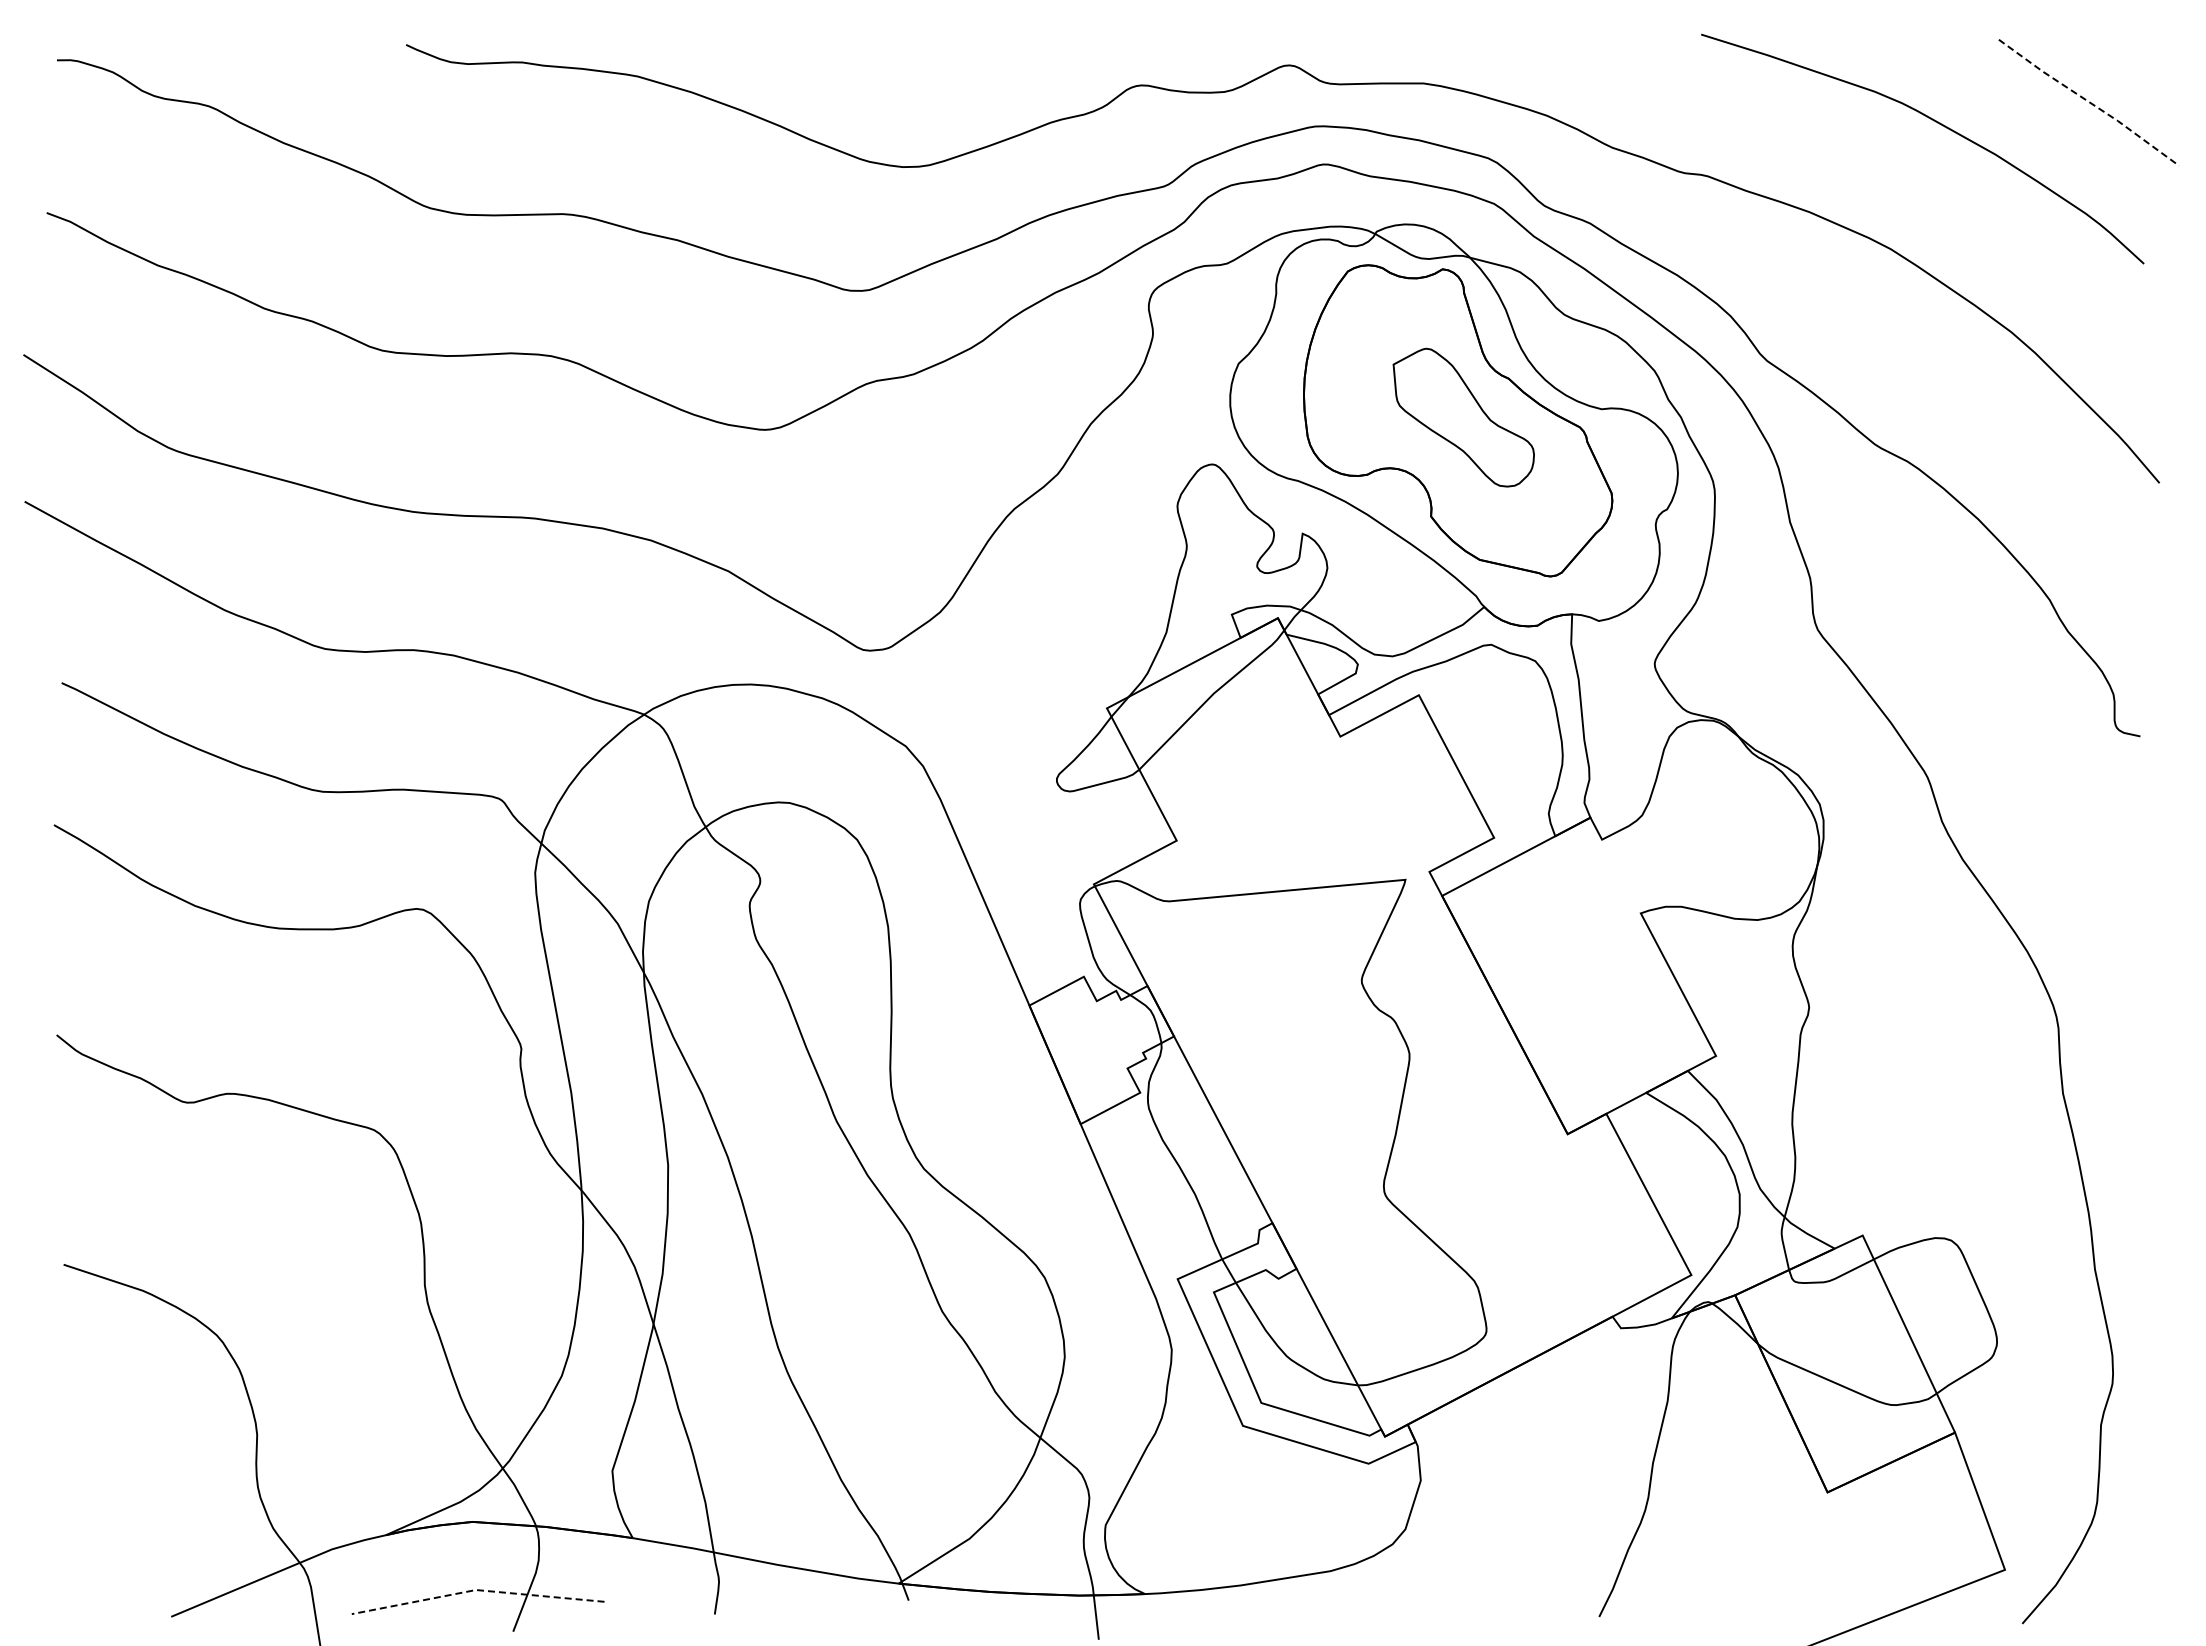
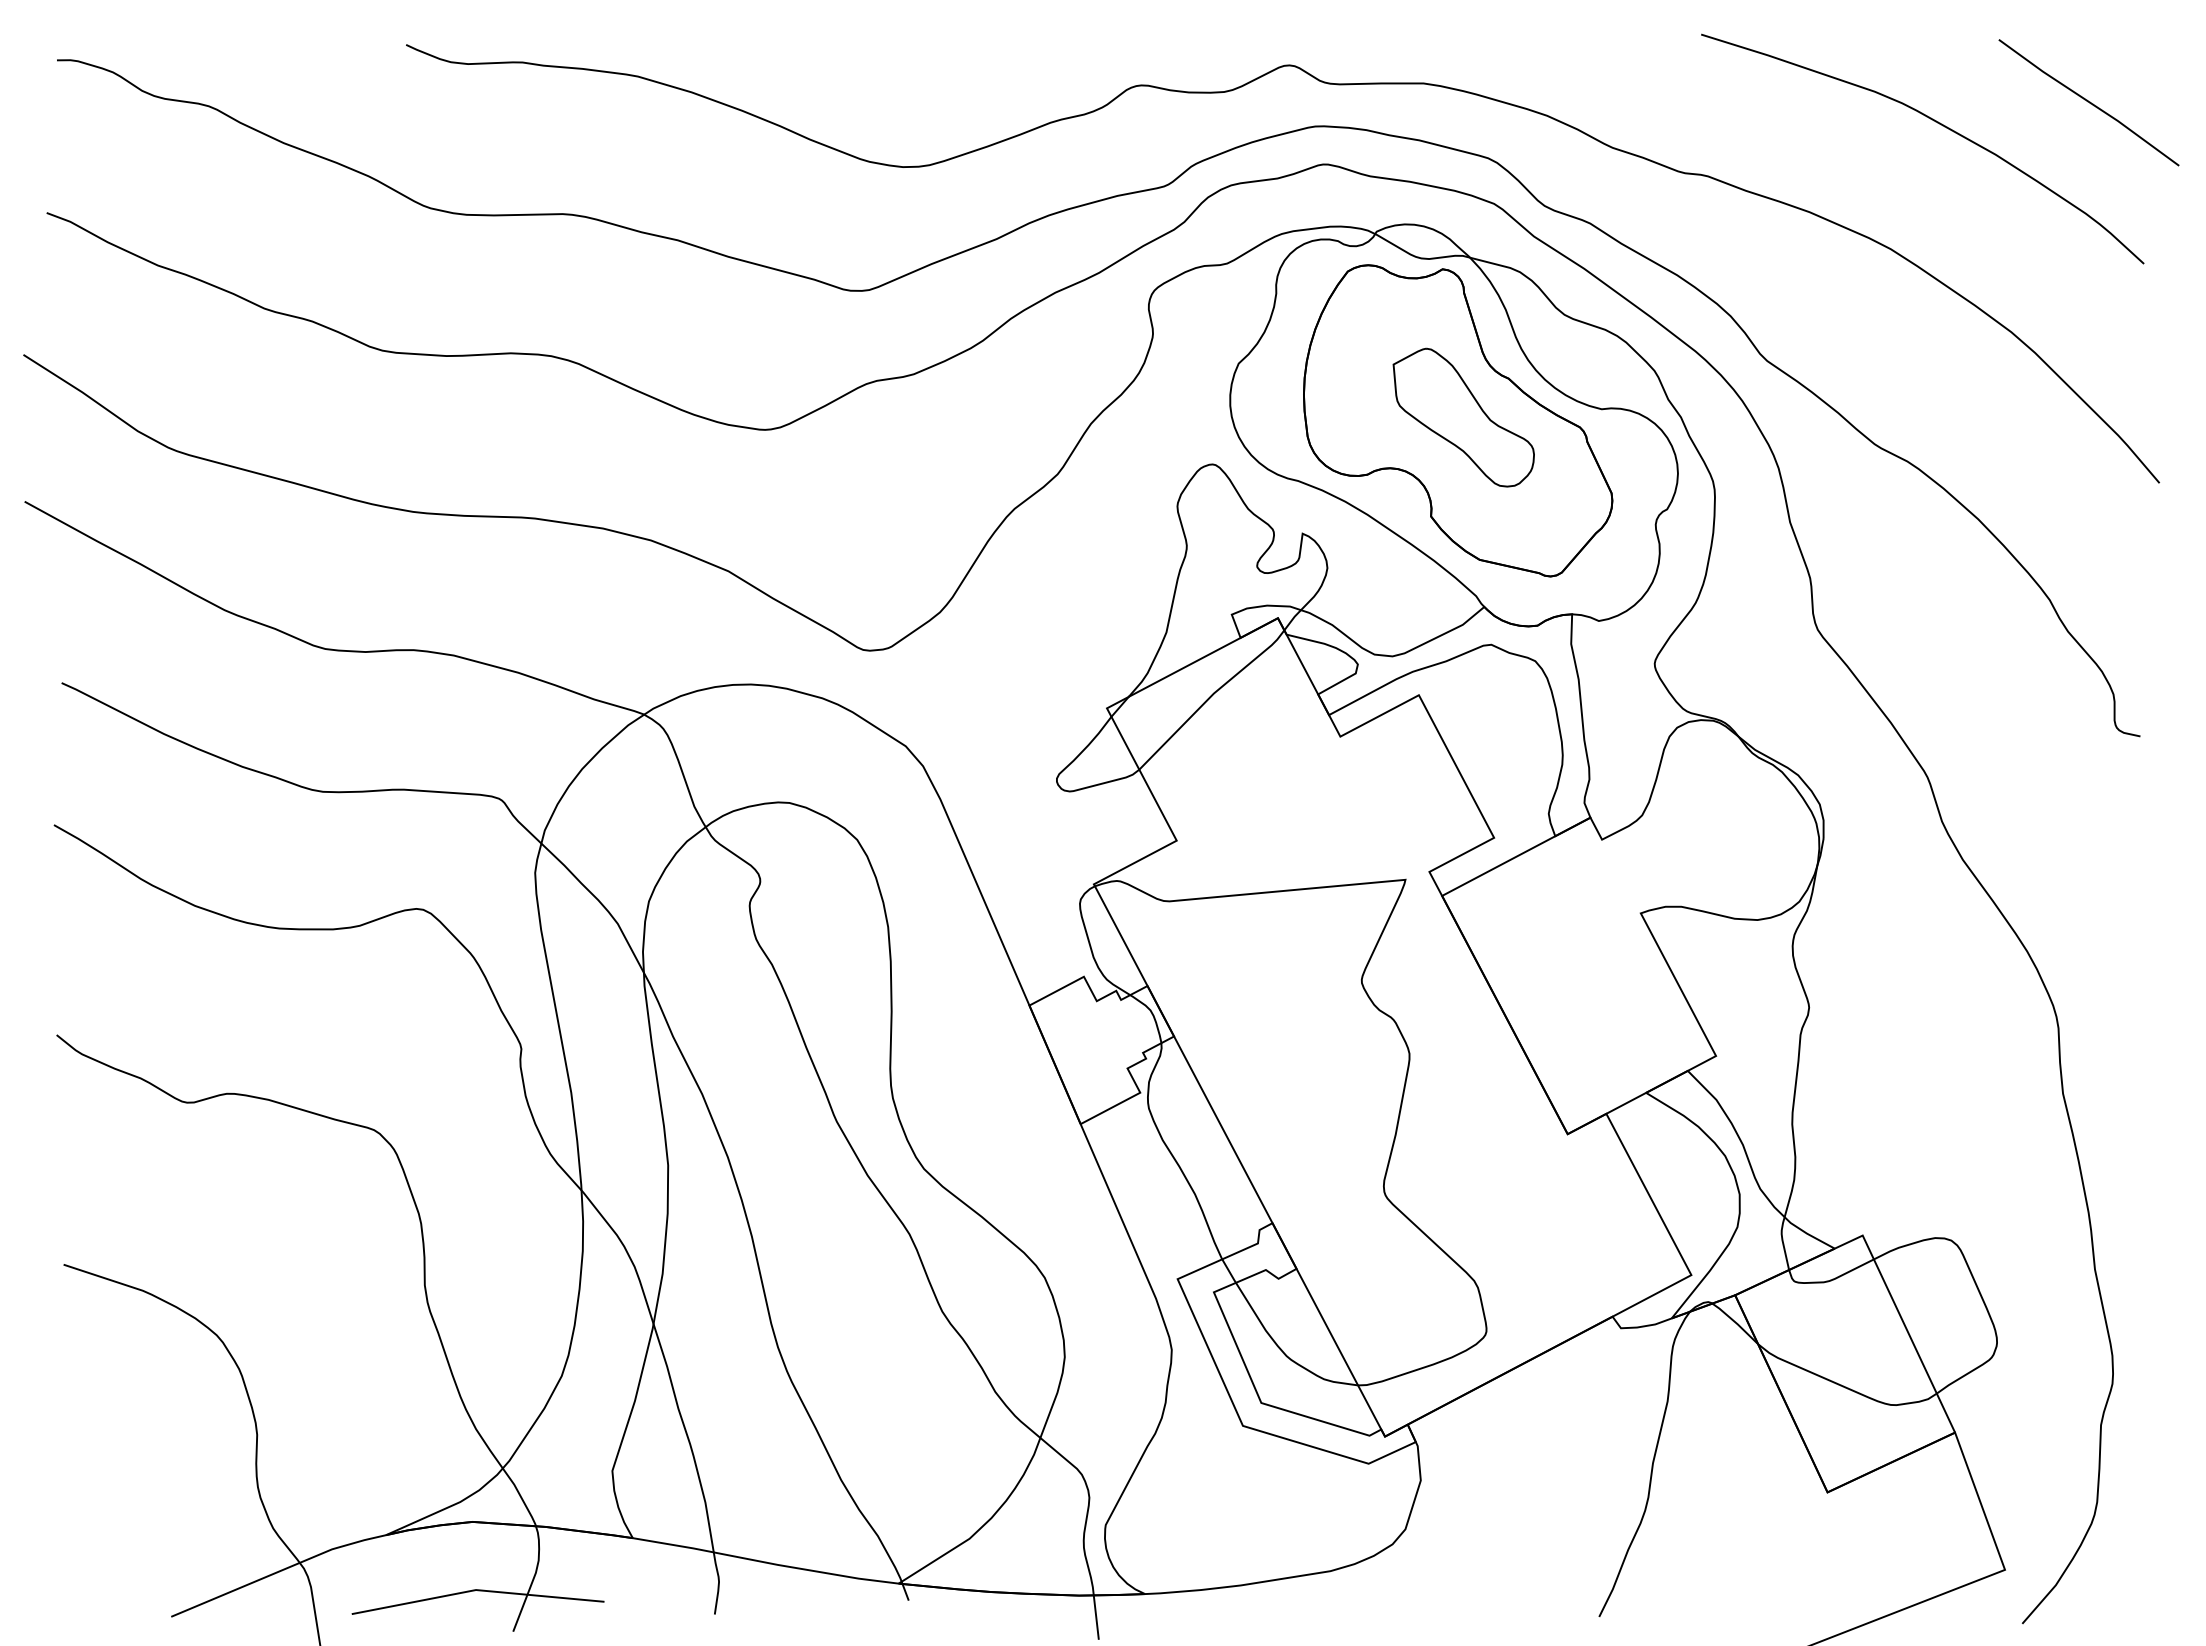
line: dashed -> solid (2089, 102)
line: dashed -> solid (477, 1590)
